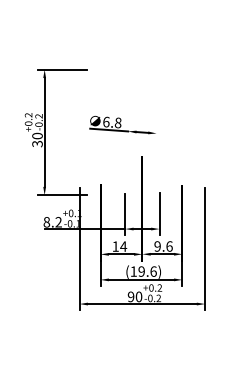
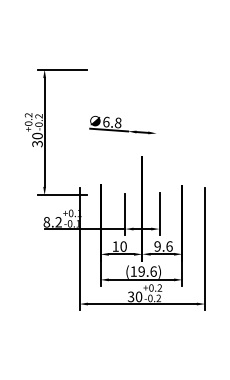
text: 14 -> 10 (123, 246)
text: 90 -> 30 (130, 296)
